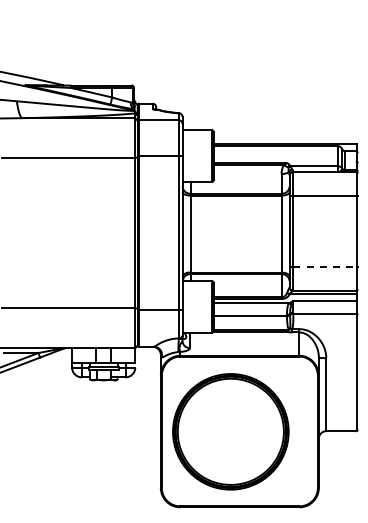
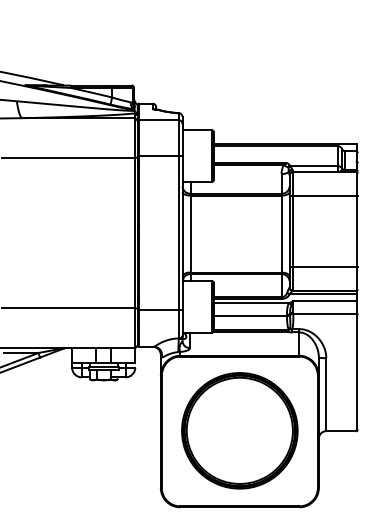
line: dashed -> solid (325, 266)
part position: (230, 431) -> (239, 430) (239, 430)
